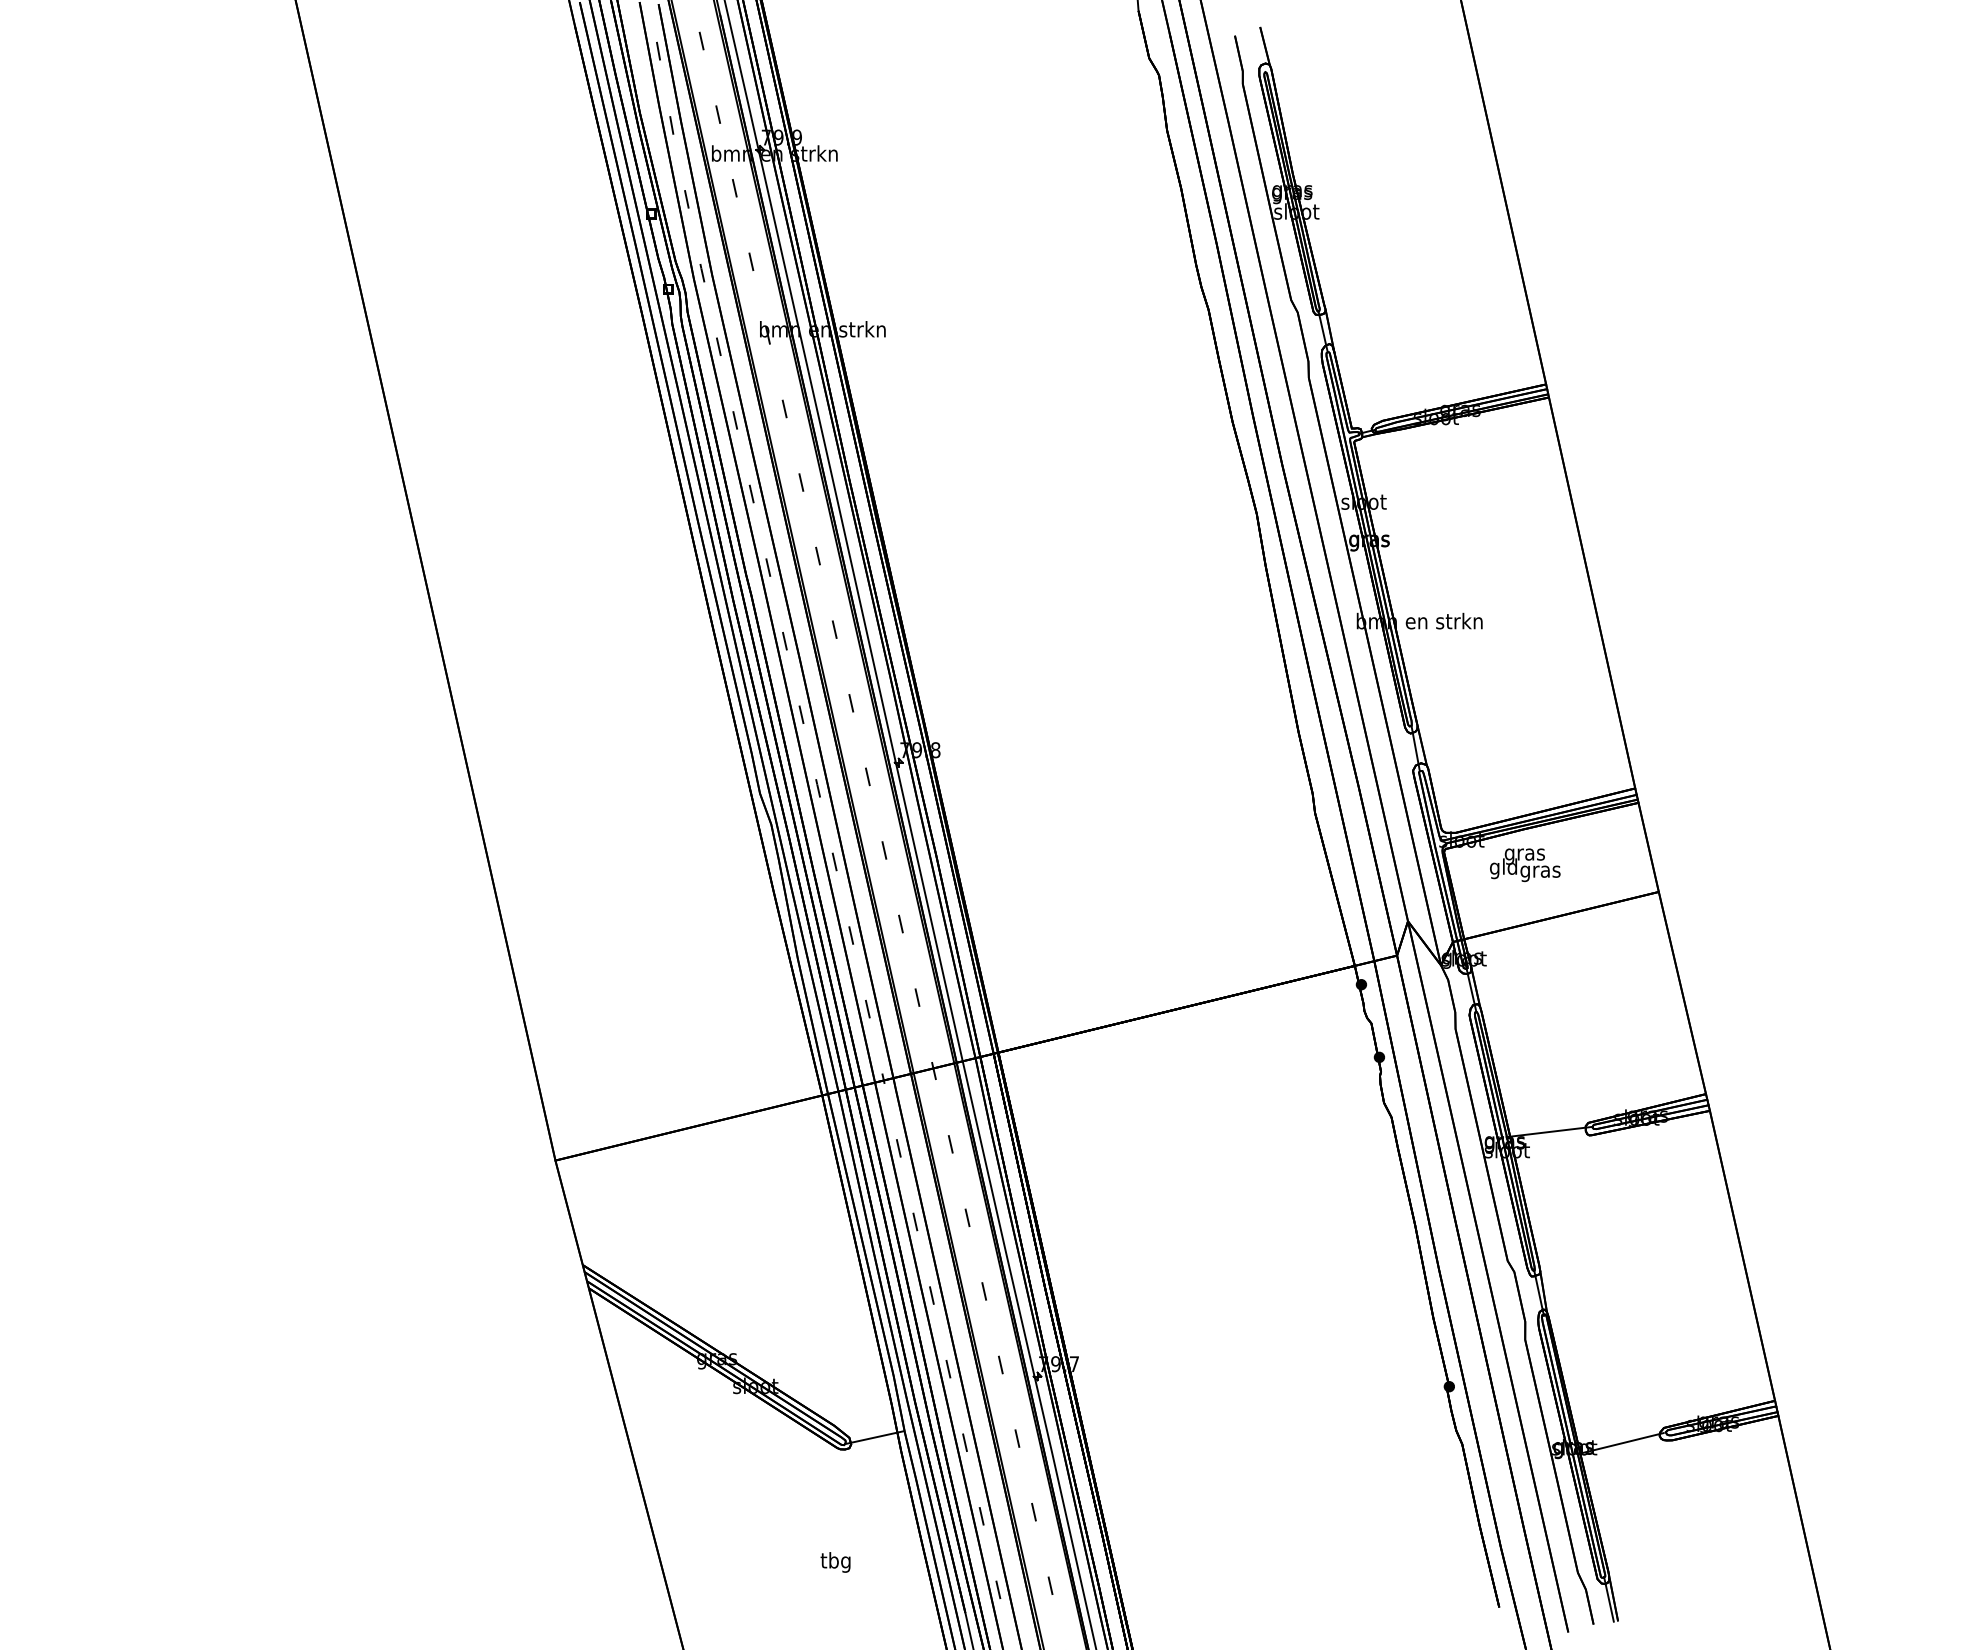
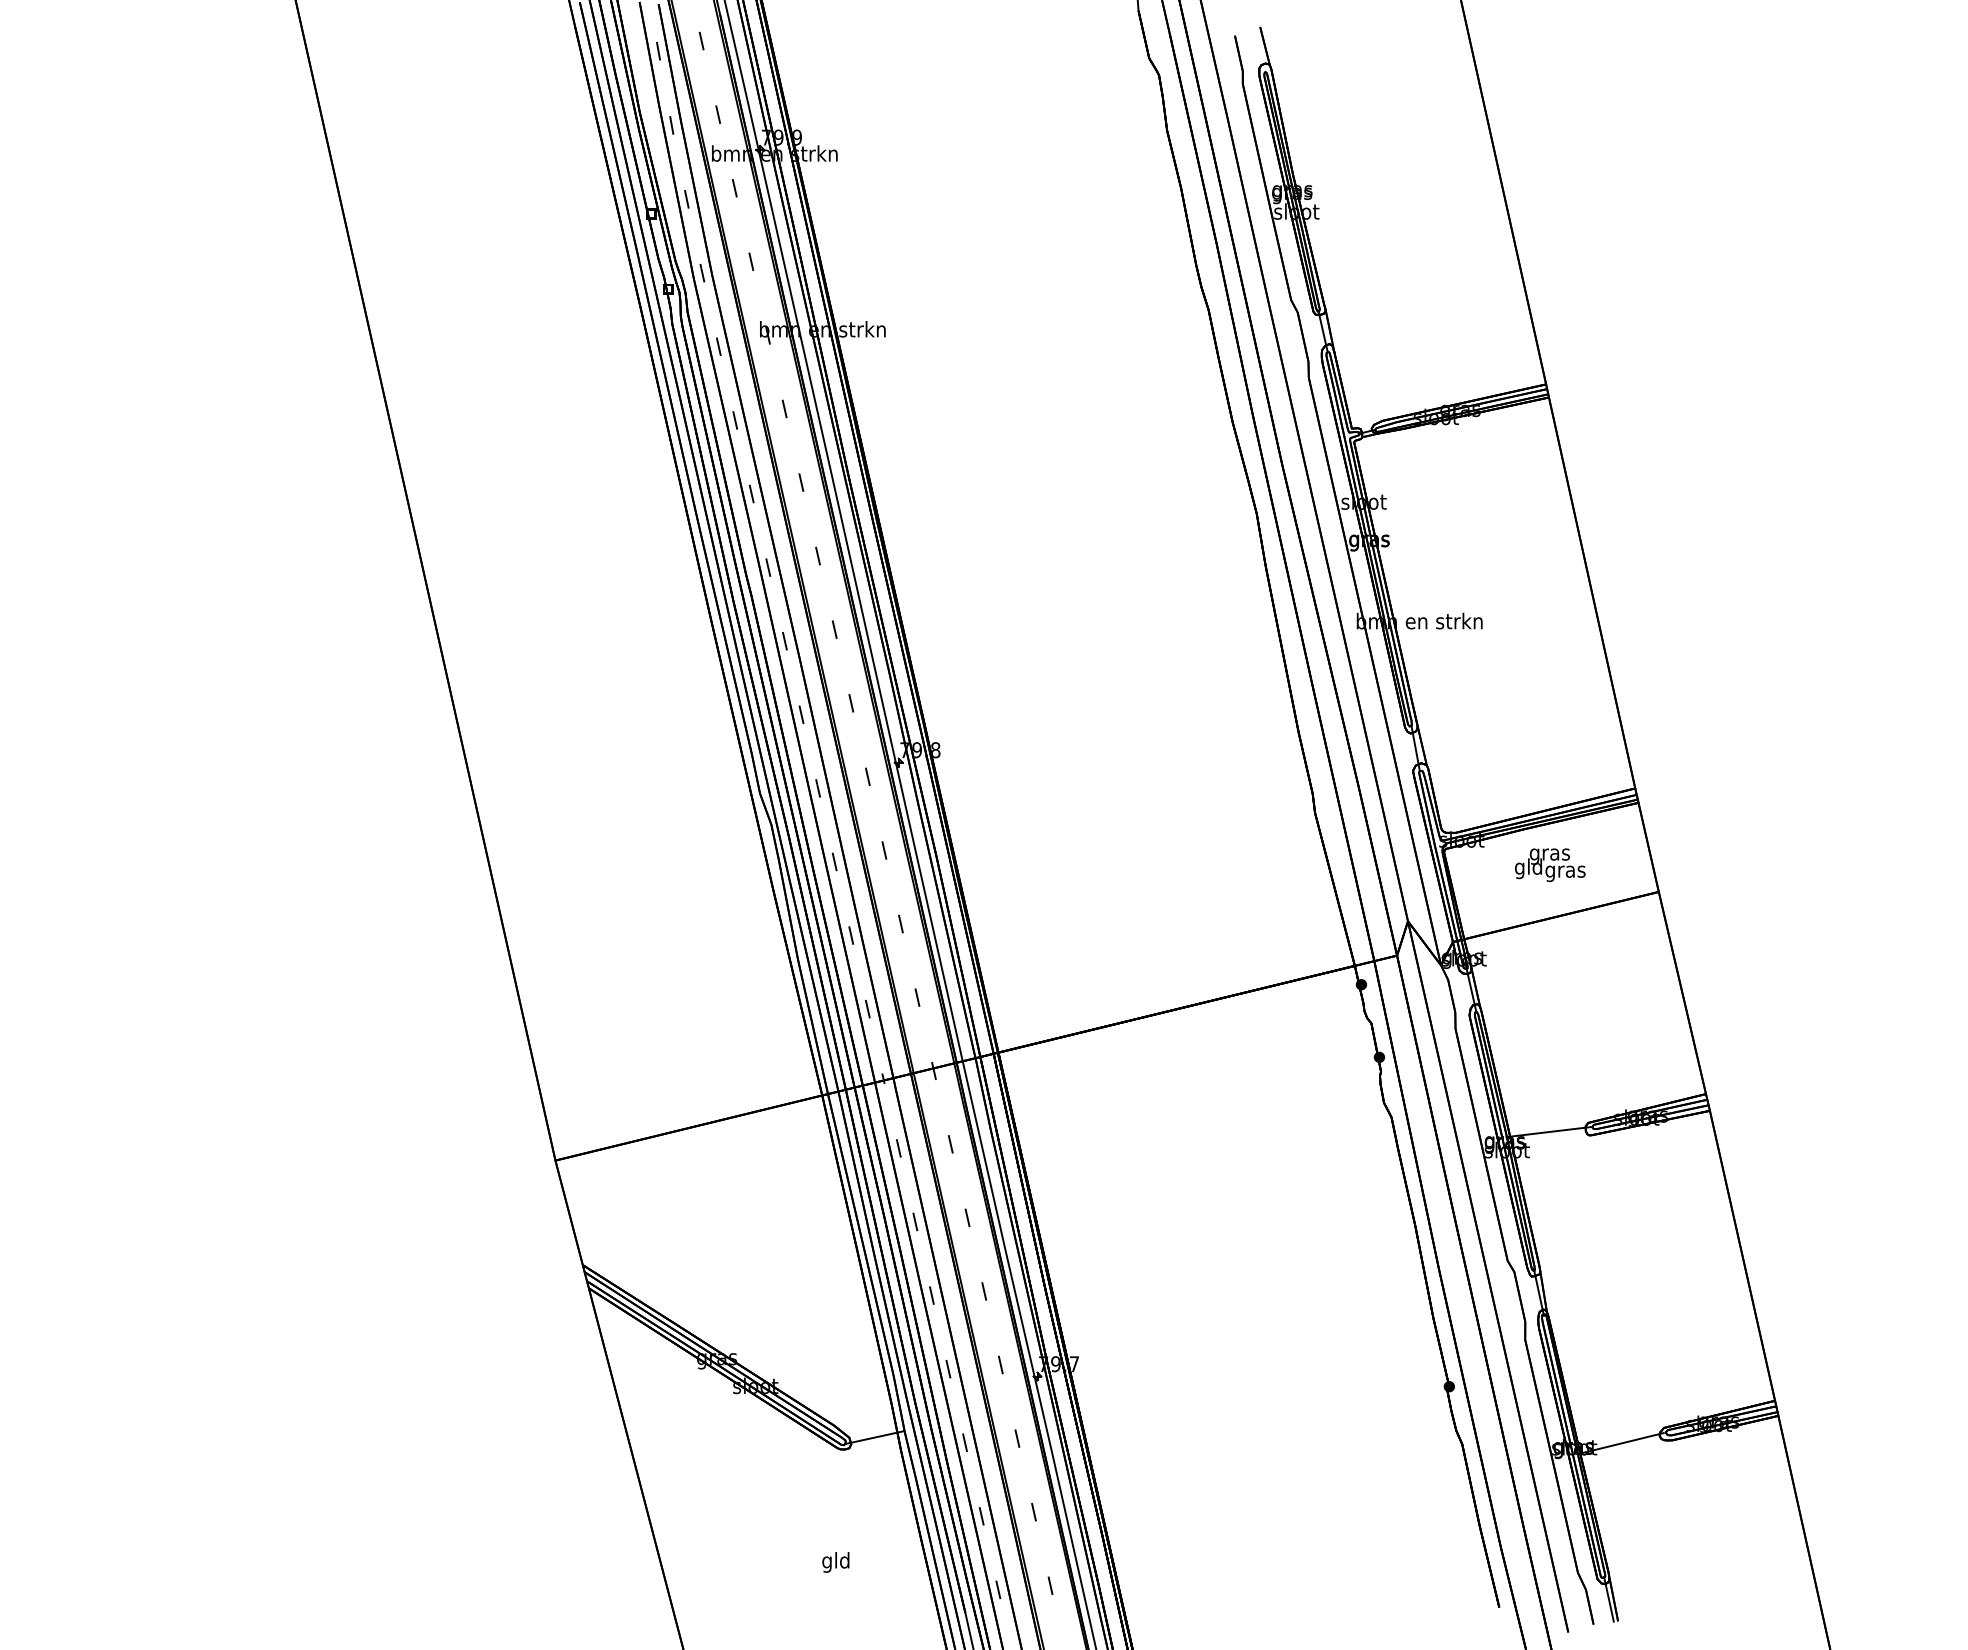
text position: (1525, 865) -> (1550, 865) (1550, 865)
text: tbg -> gld (835, 1562)
